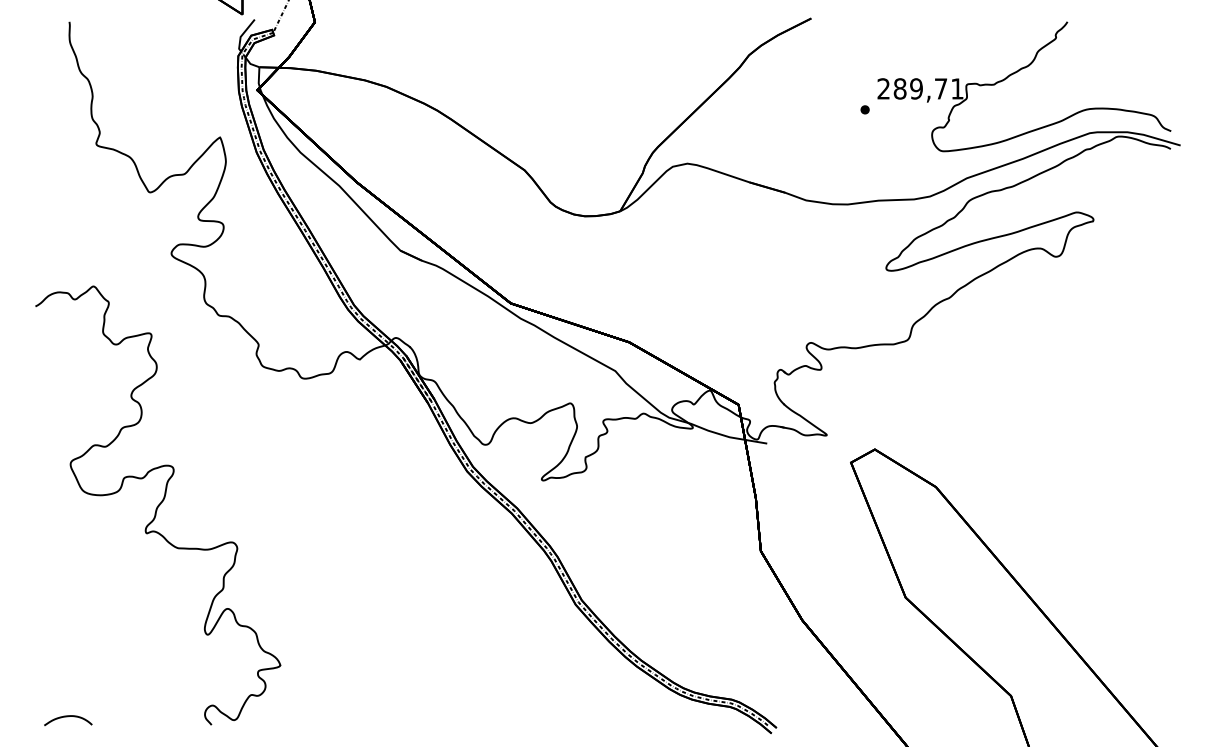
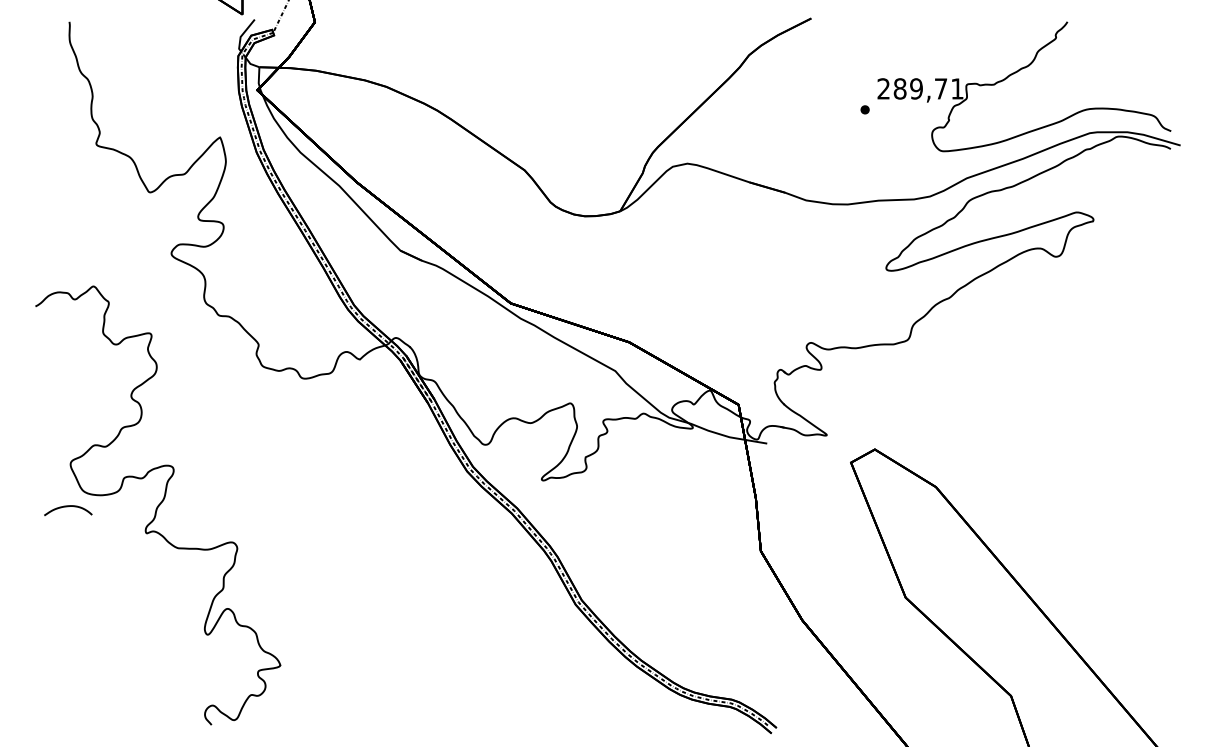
curve position: (68, 717) -> (68, 507) (68, 507)
